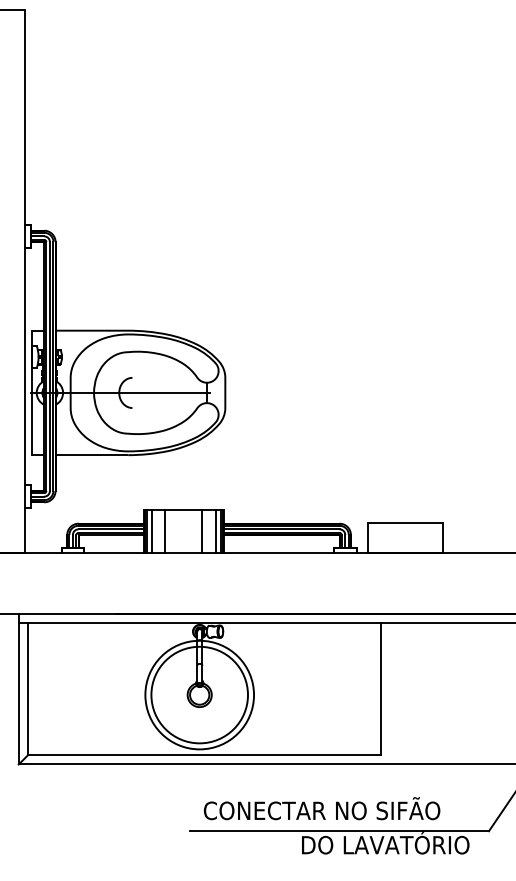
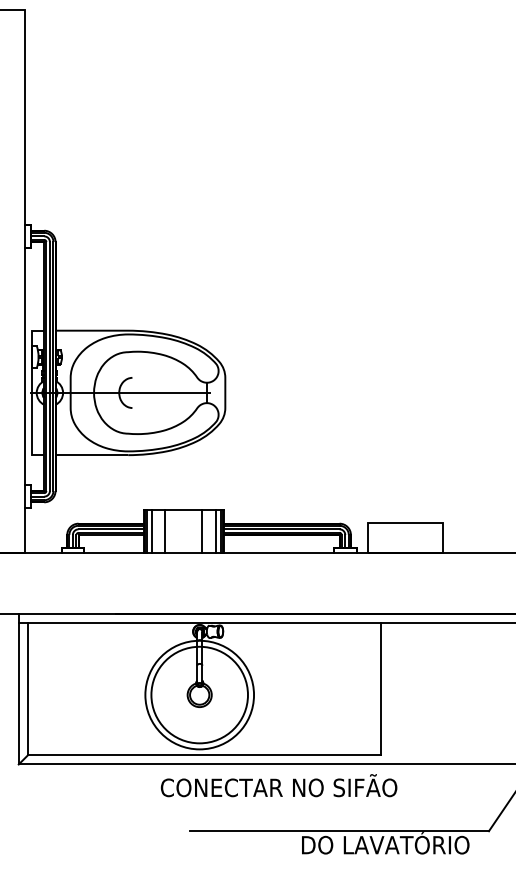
text position: (321, 808) -> (278, 785) (278, 785)
